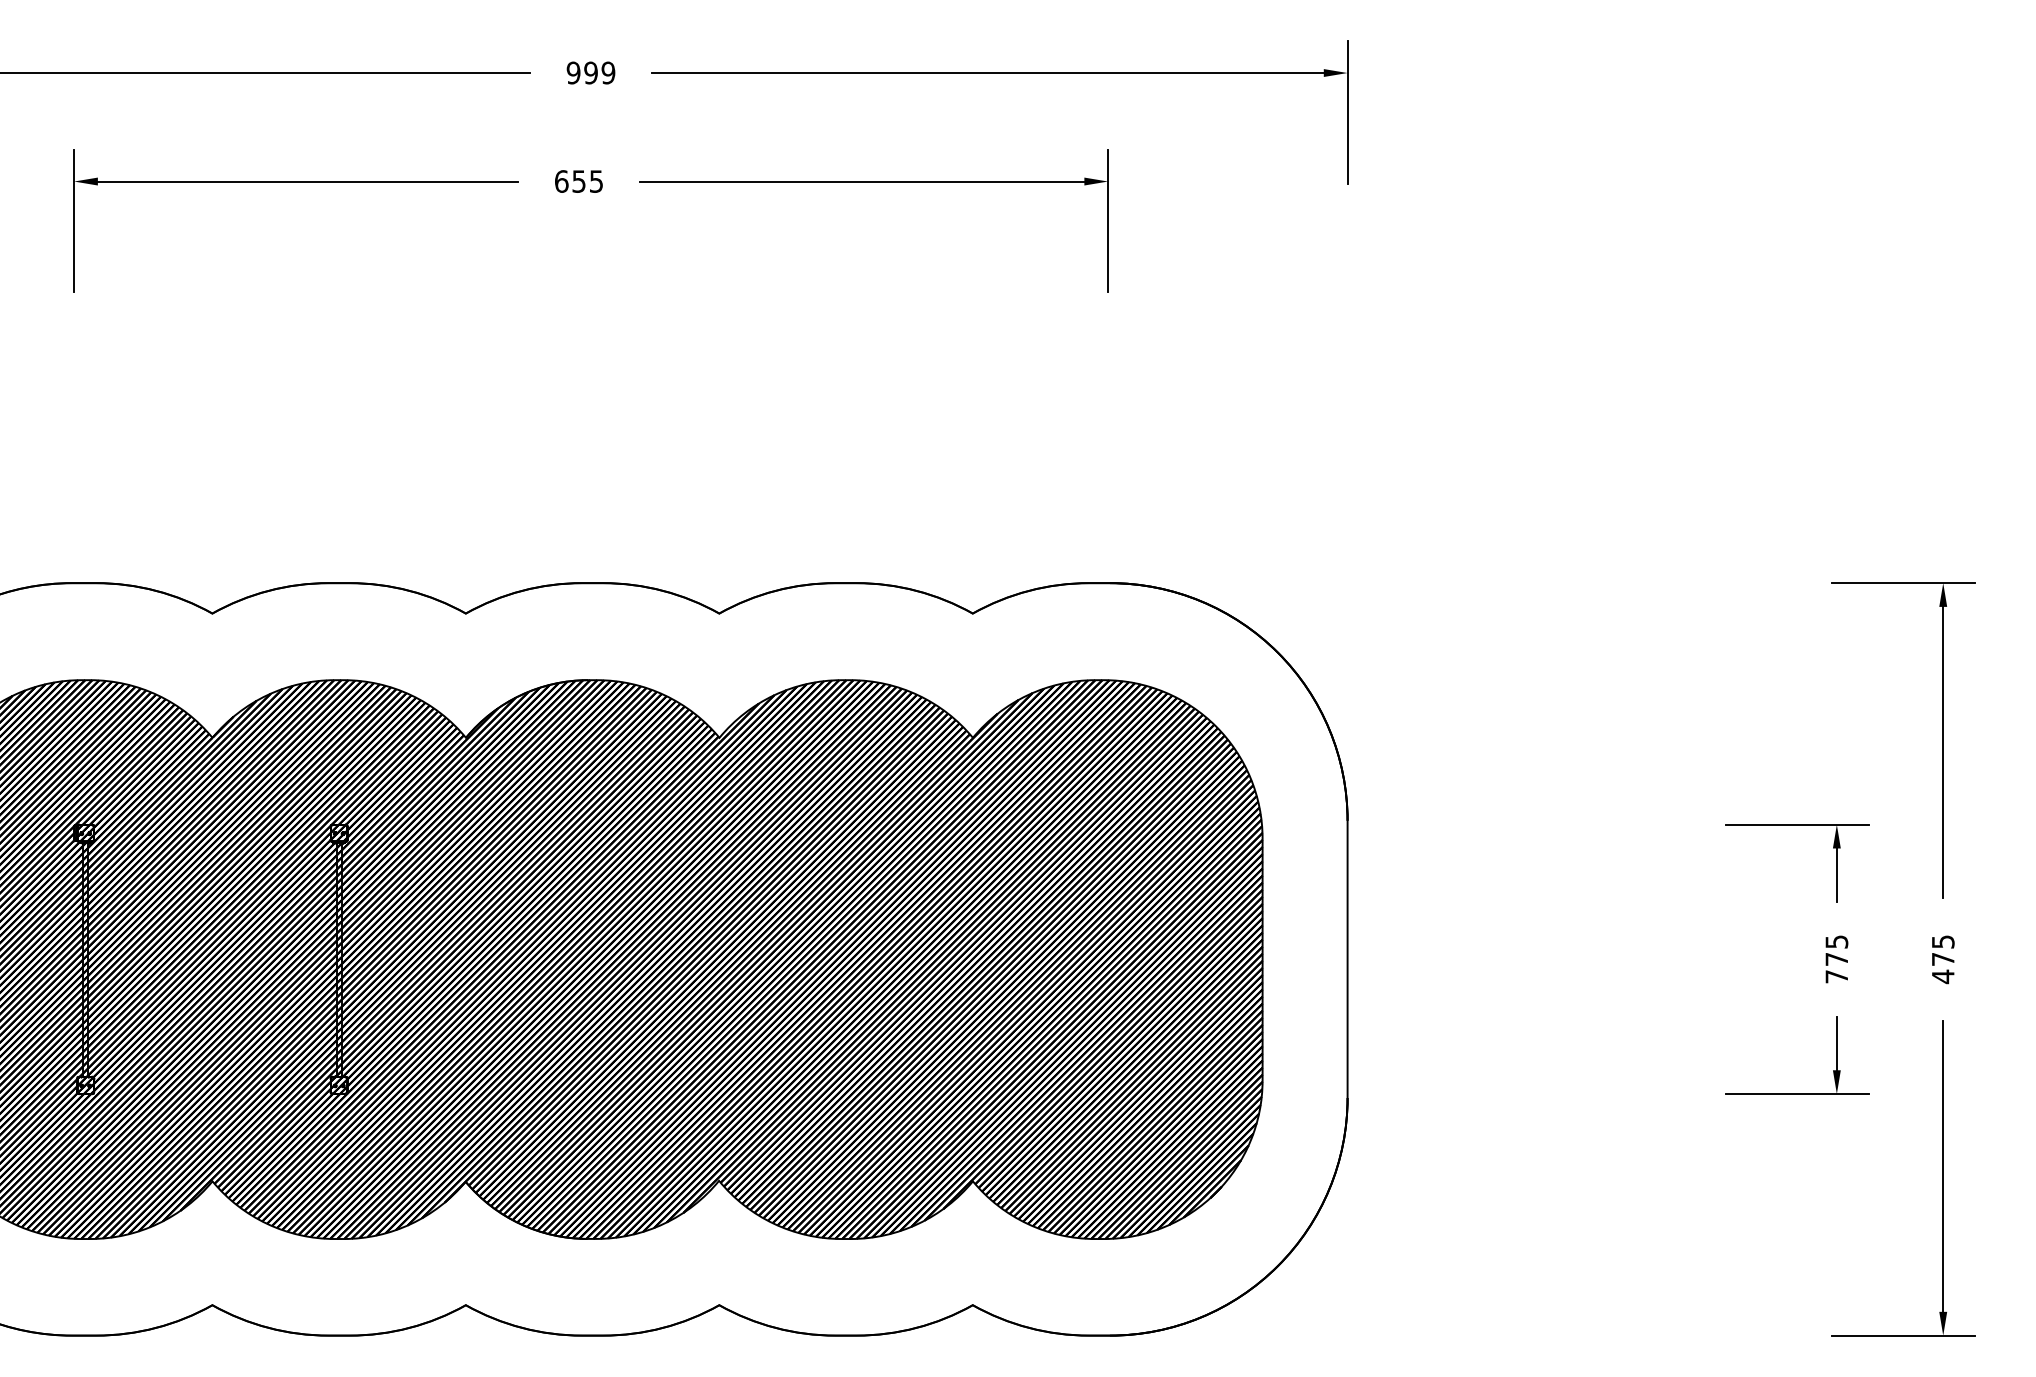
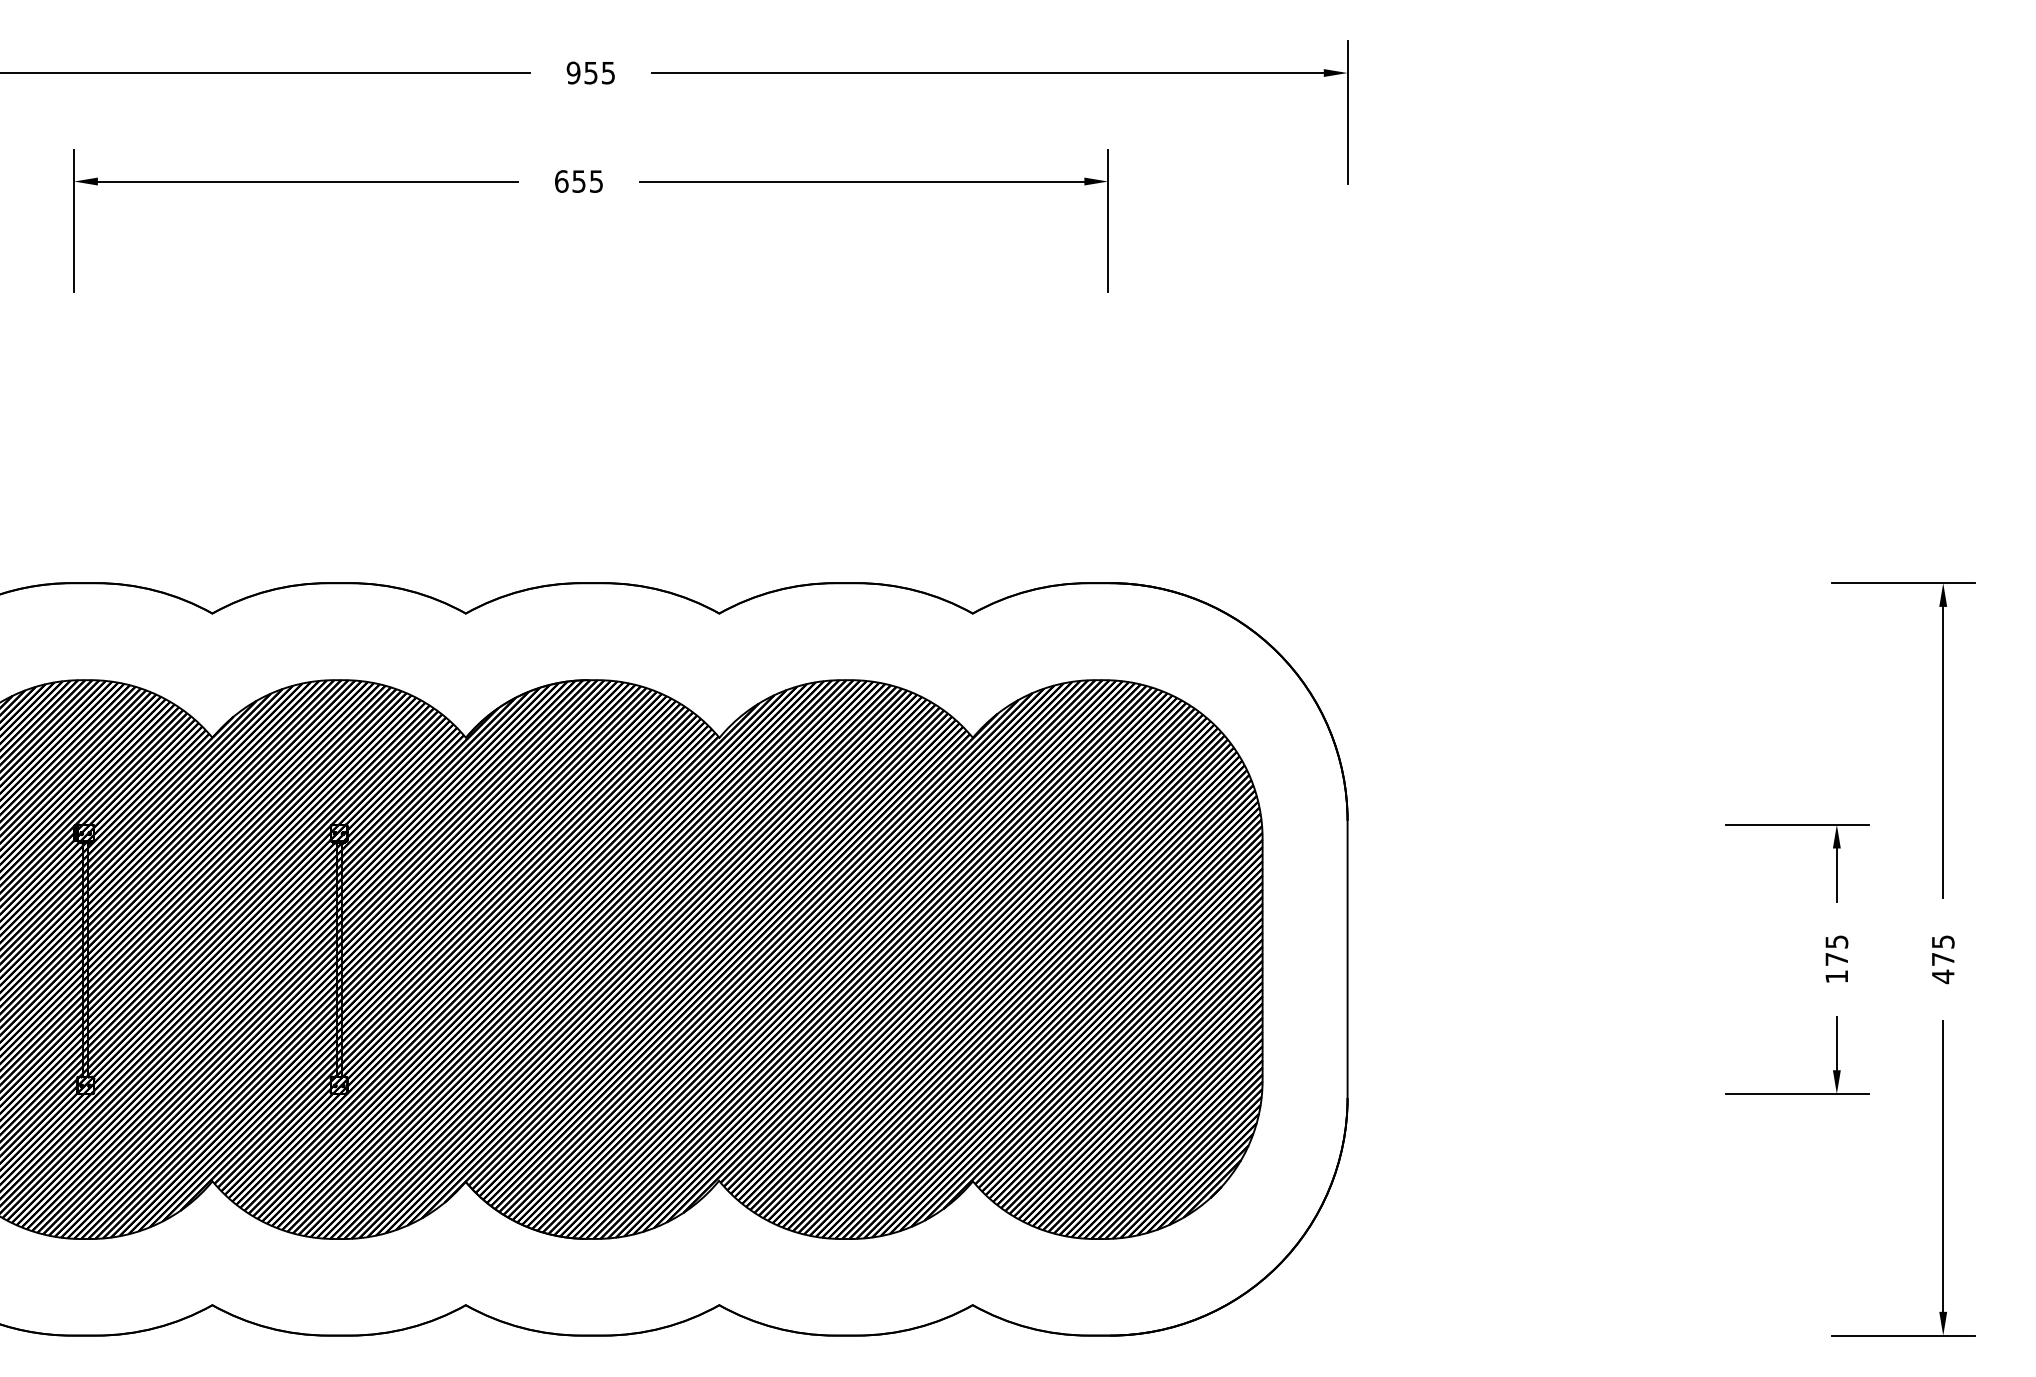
text: 999 -> 955 (599, 72)
text: 775 -> 175 (1836, 976)
